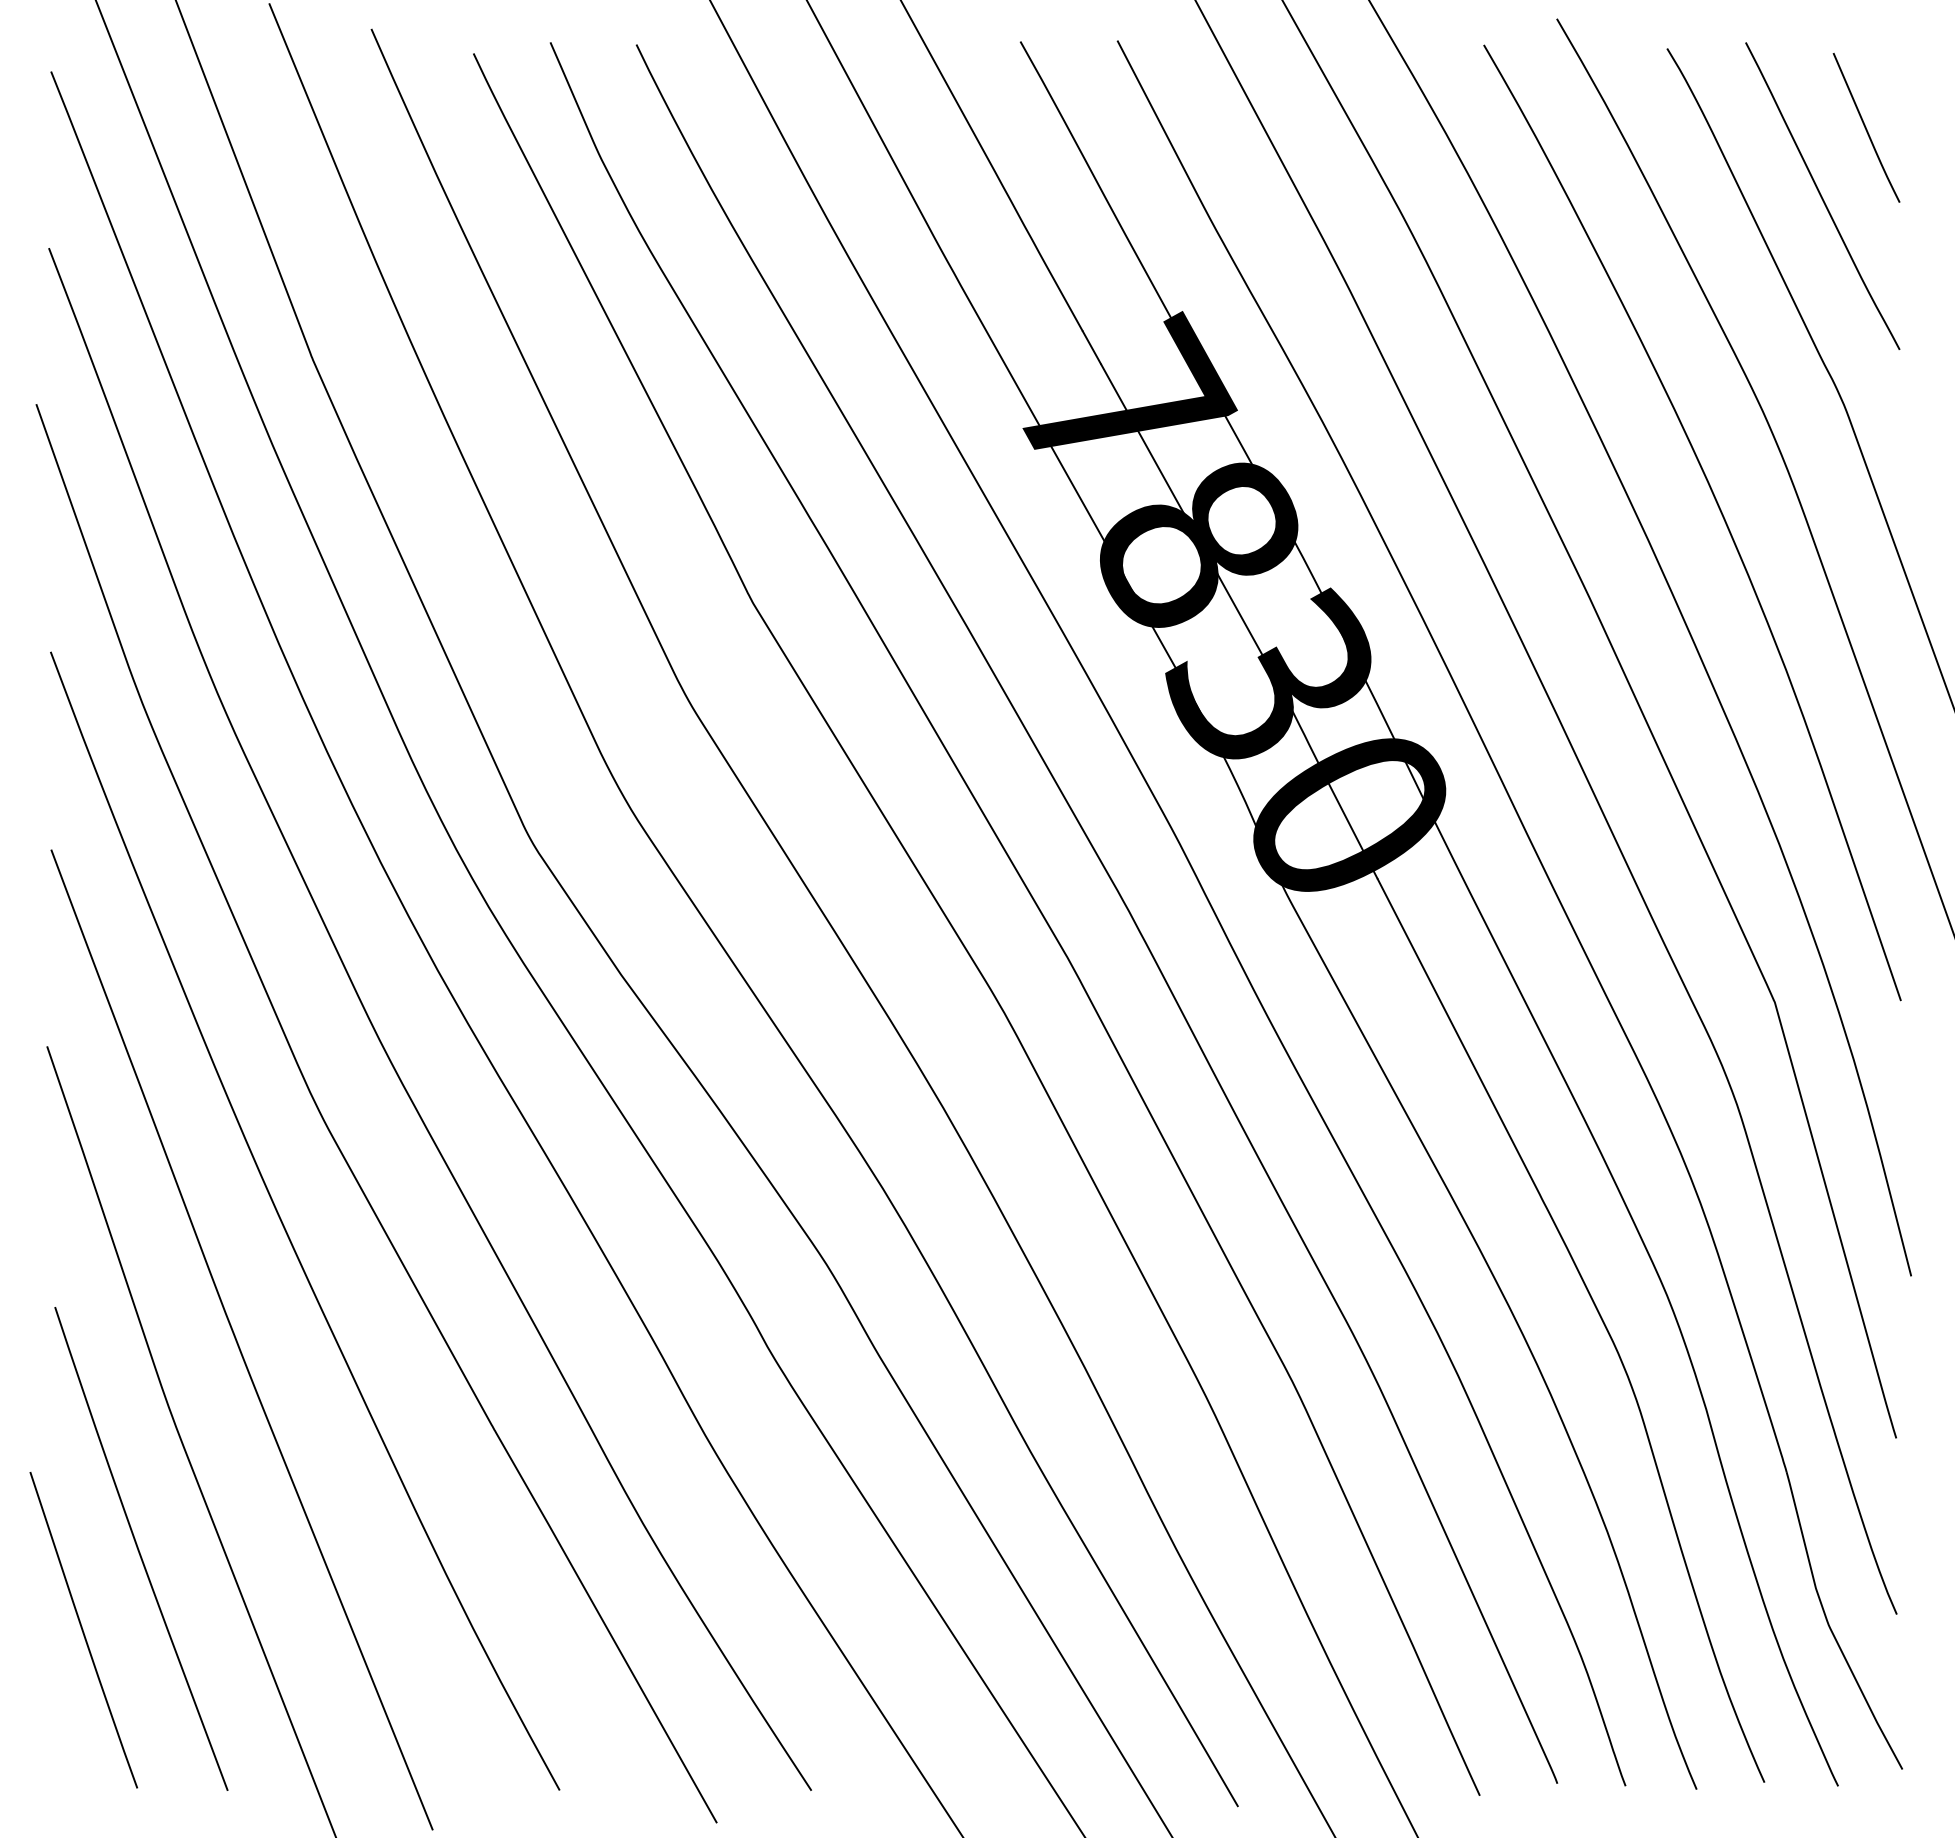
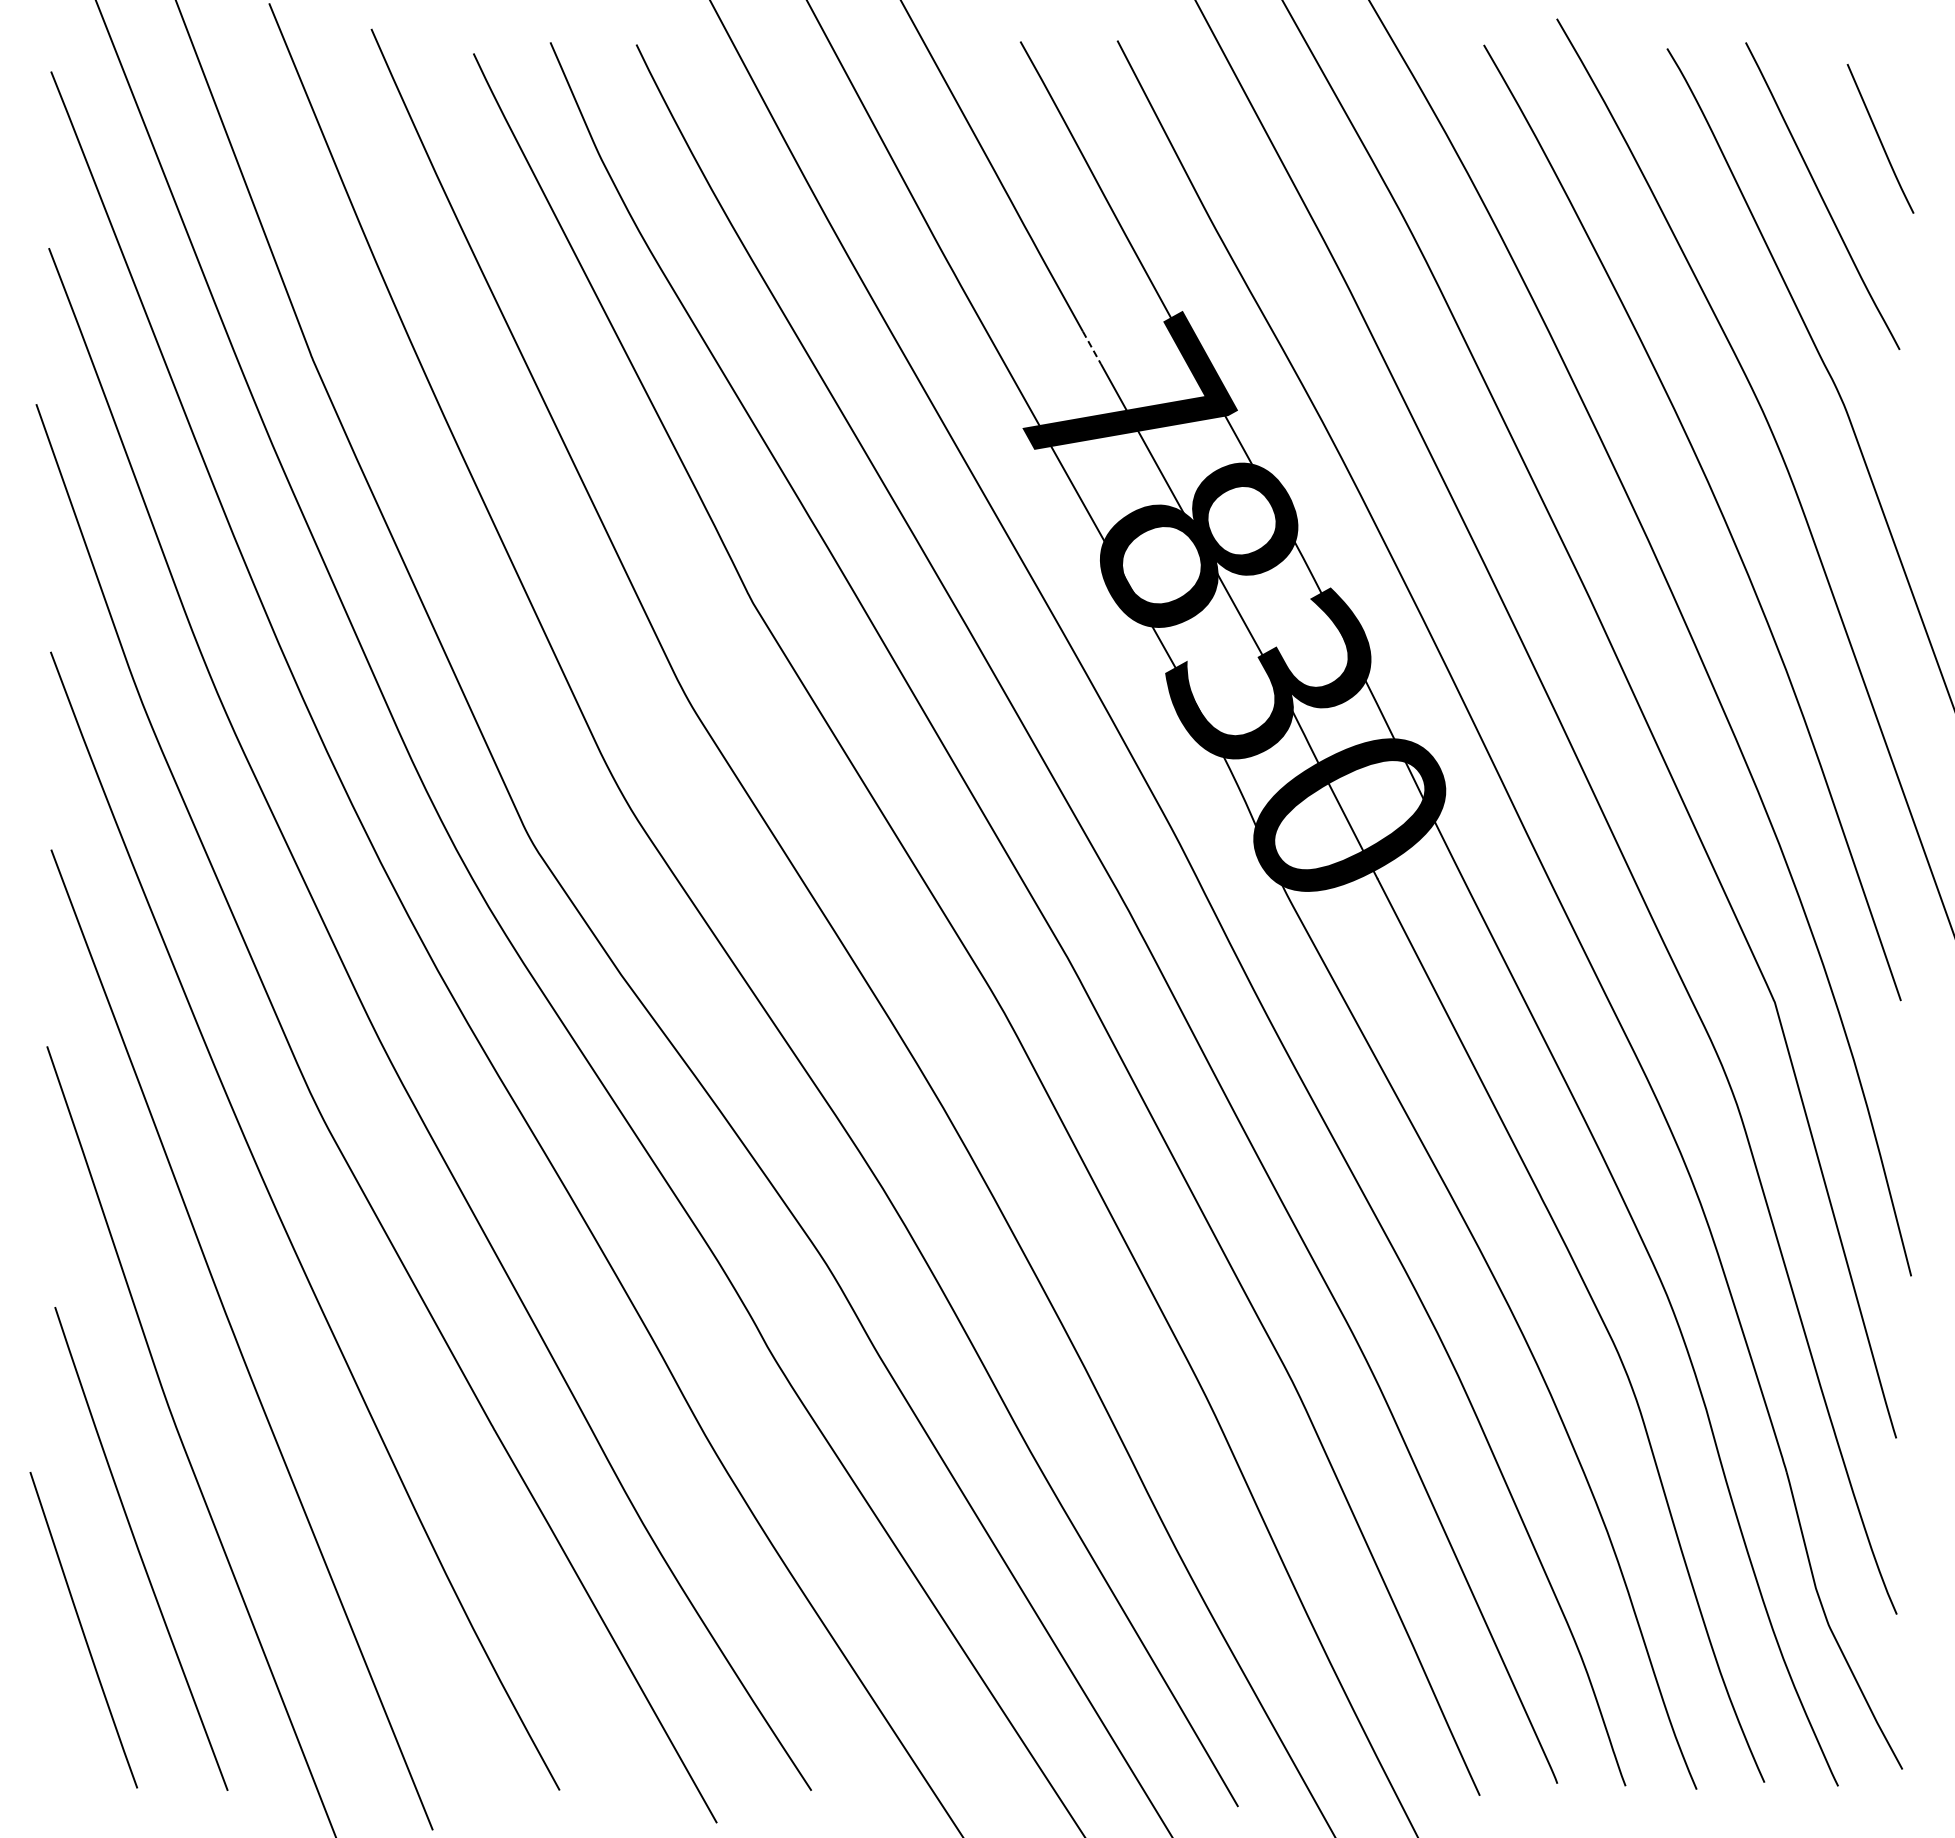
curve position: (1866, 127) -> (1880, 138) (1880, 138)
line: solid -> dashed (1092, 348)
